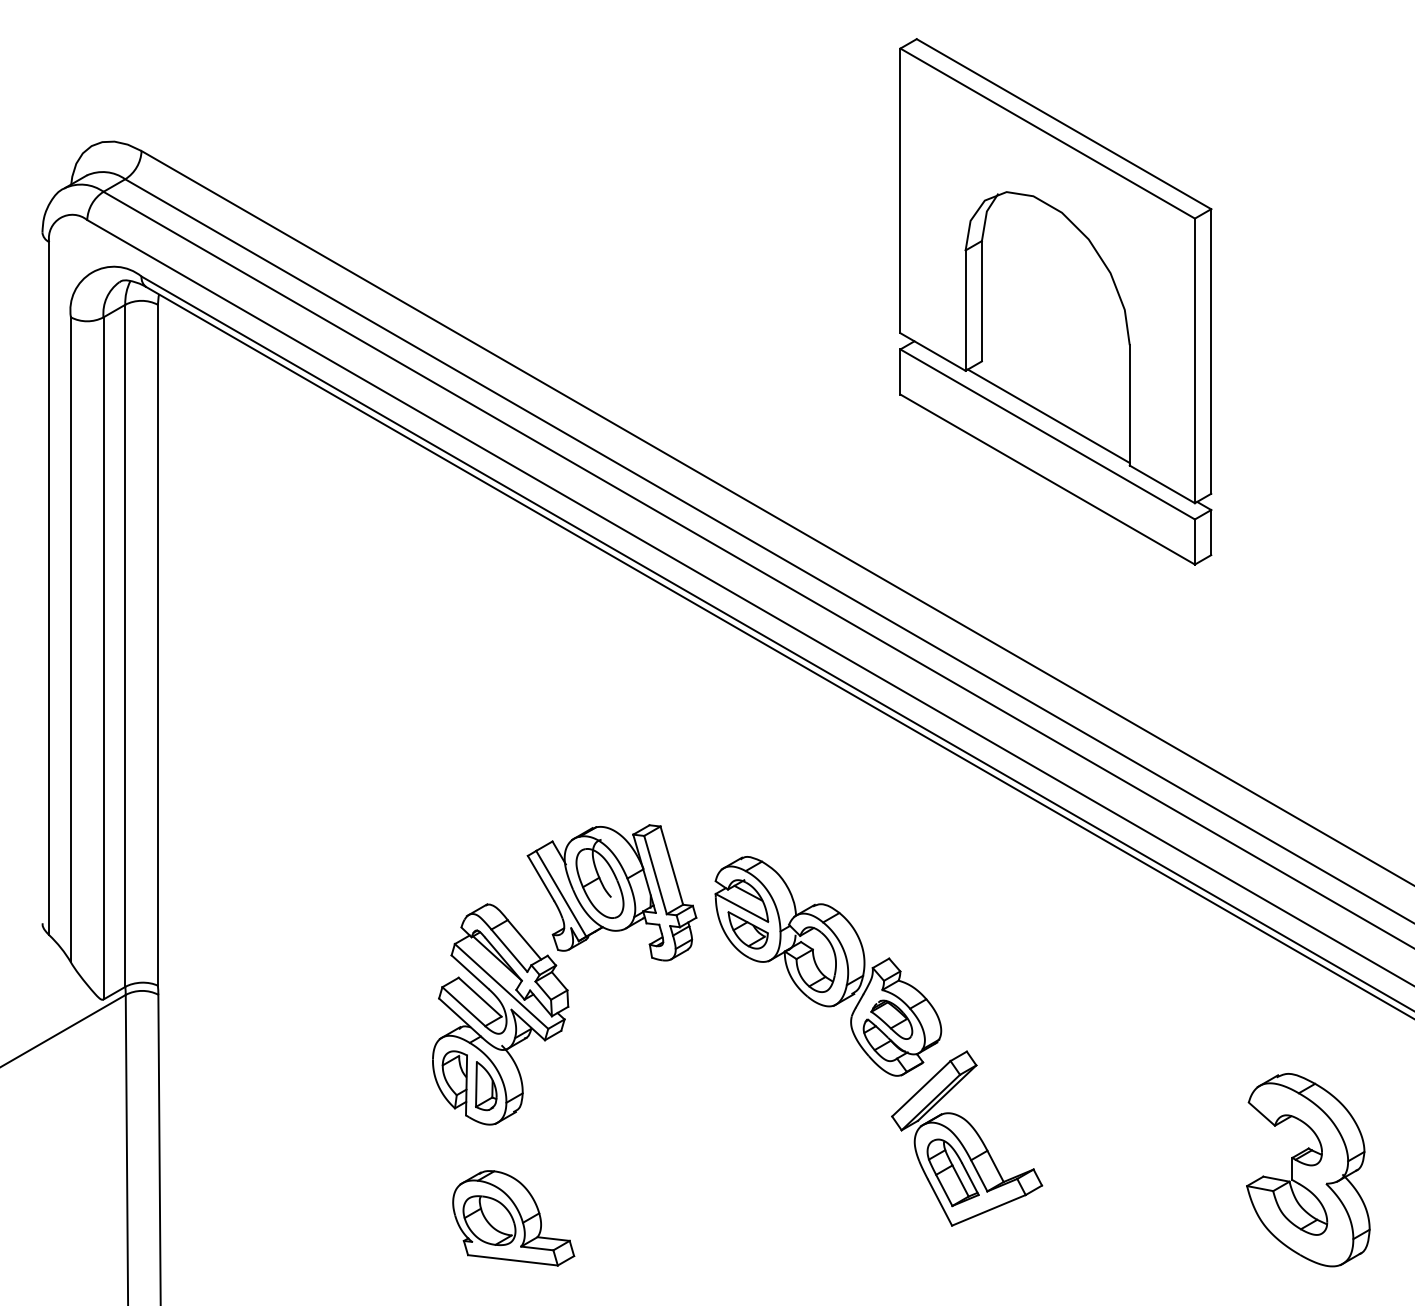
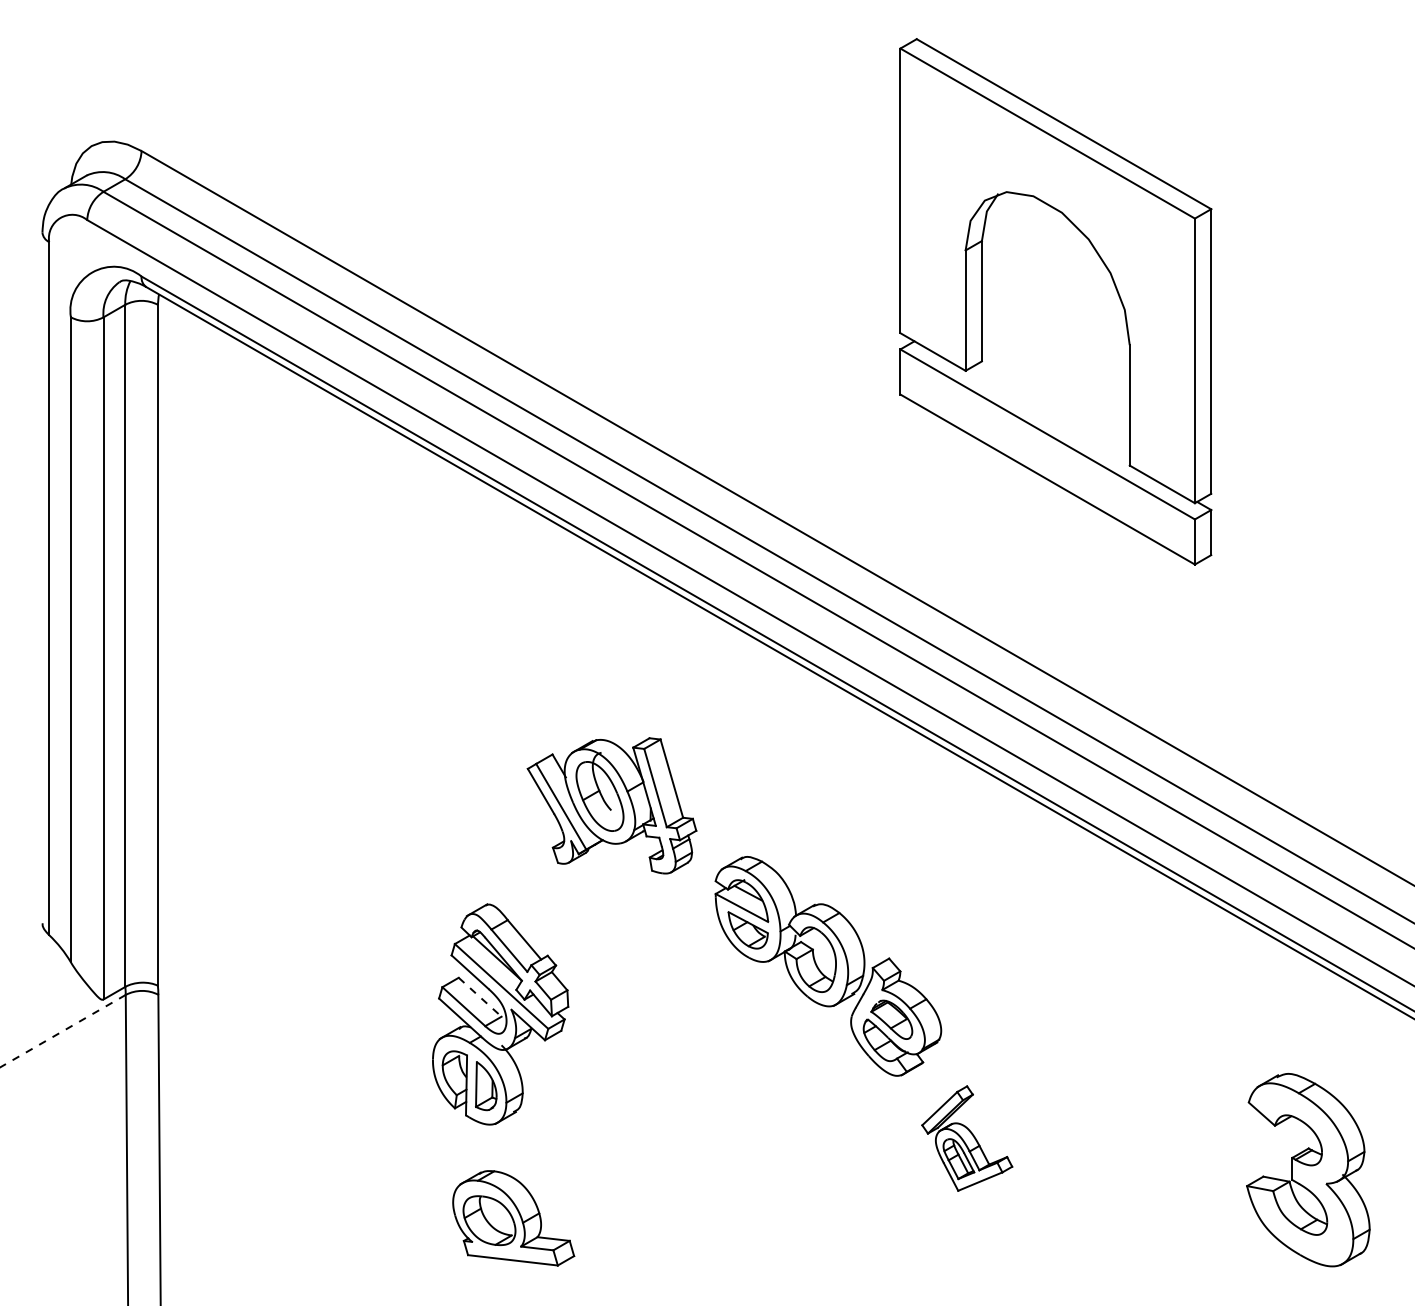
line: present -> none (1048, 415)
part position: (611, 892) -> (611, 805) (611, 805)
line: solid -> dashed (480, 997)
line: solid -> dashed (62, 1031)
part size: 153x177 px -> 93x107 px (967, 1138)
